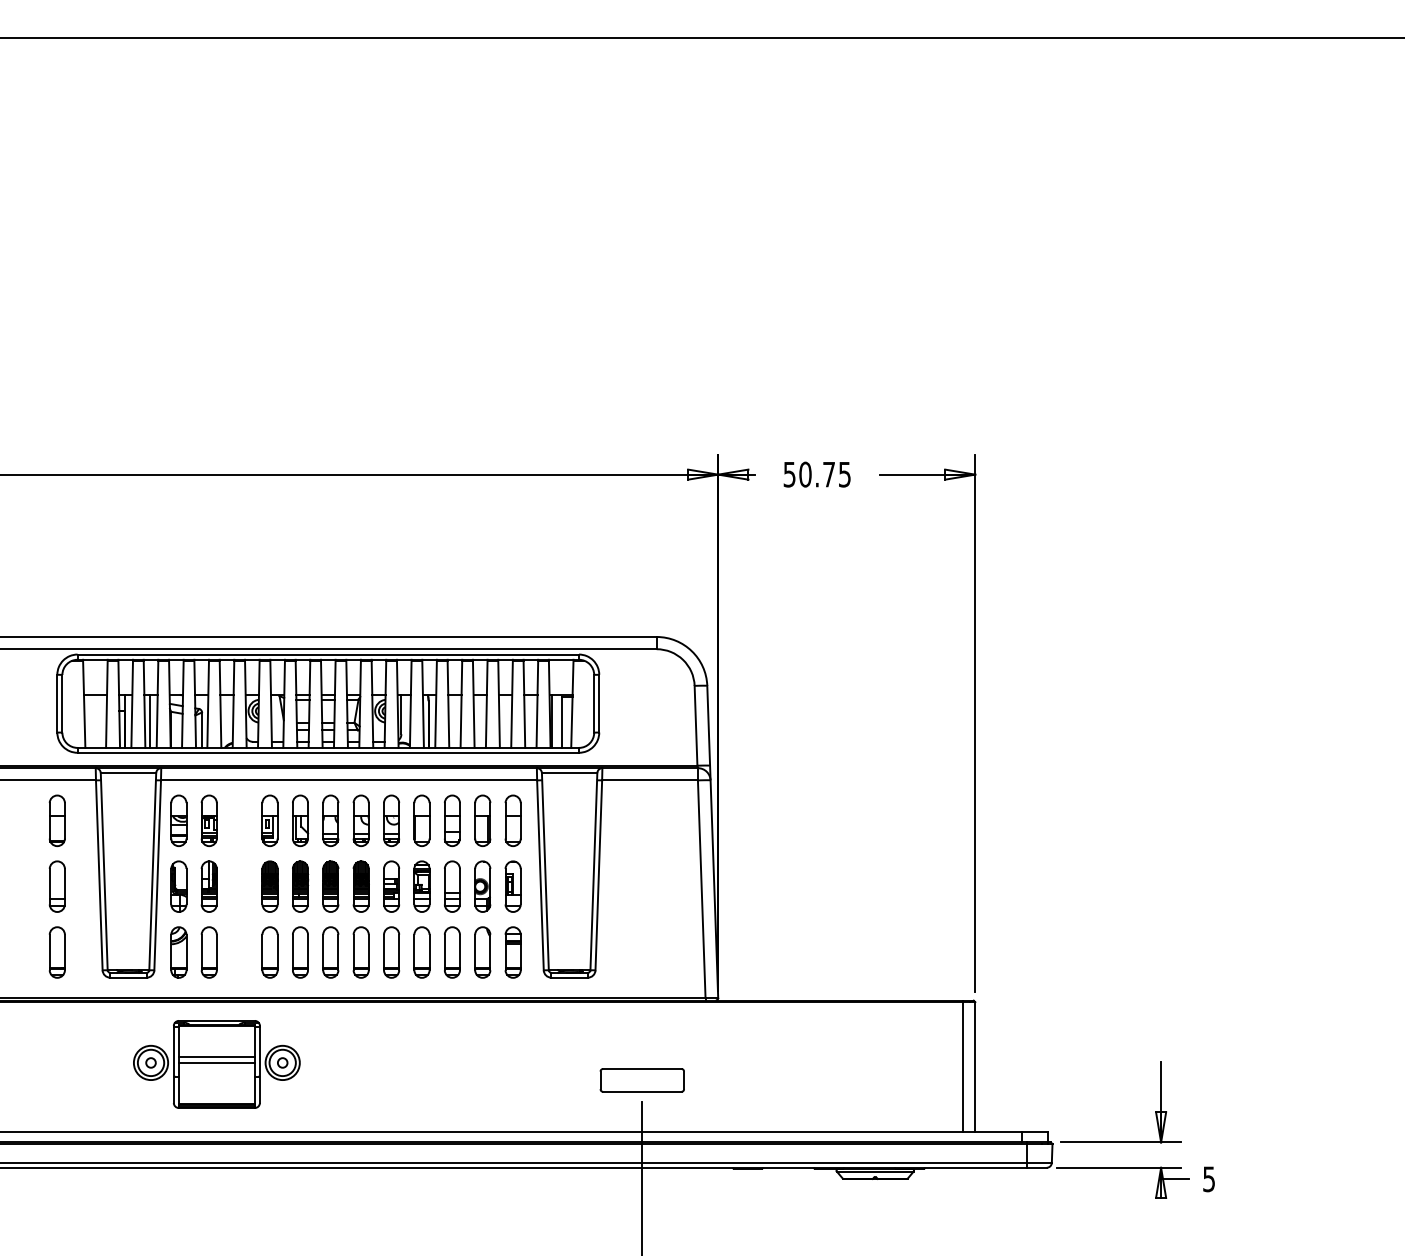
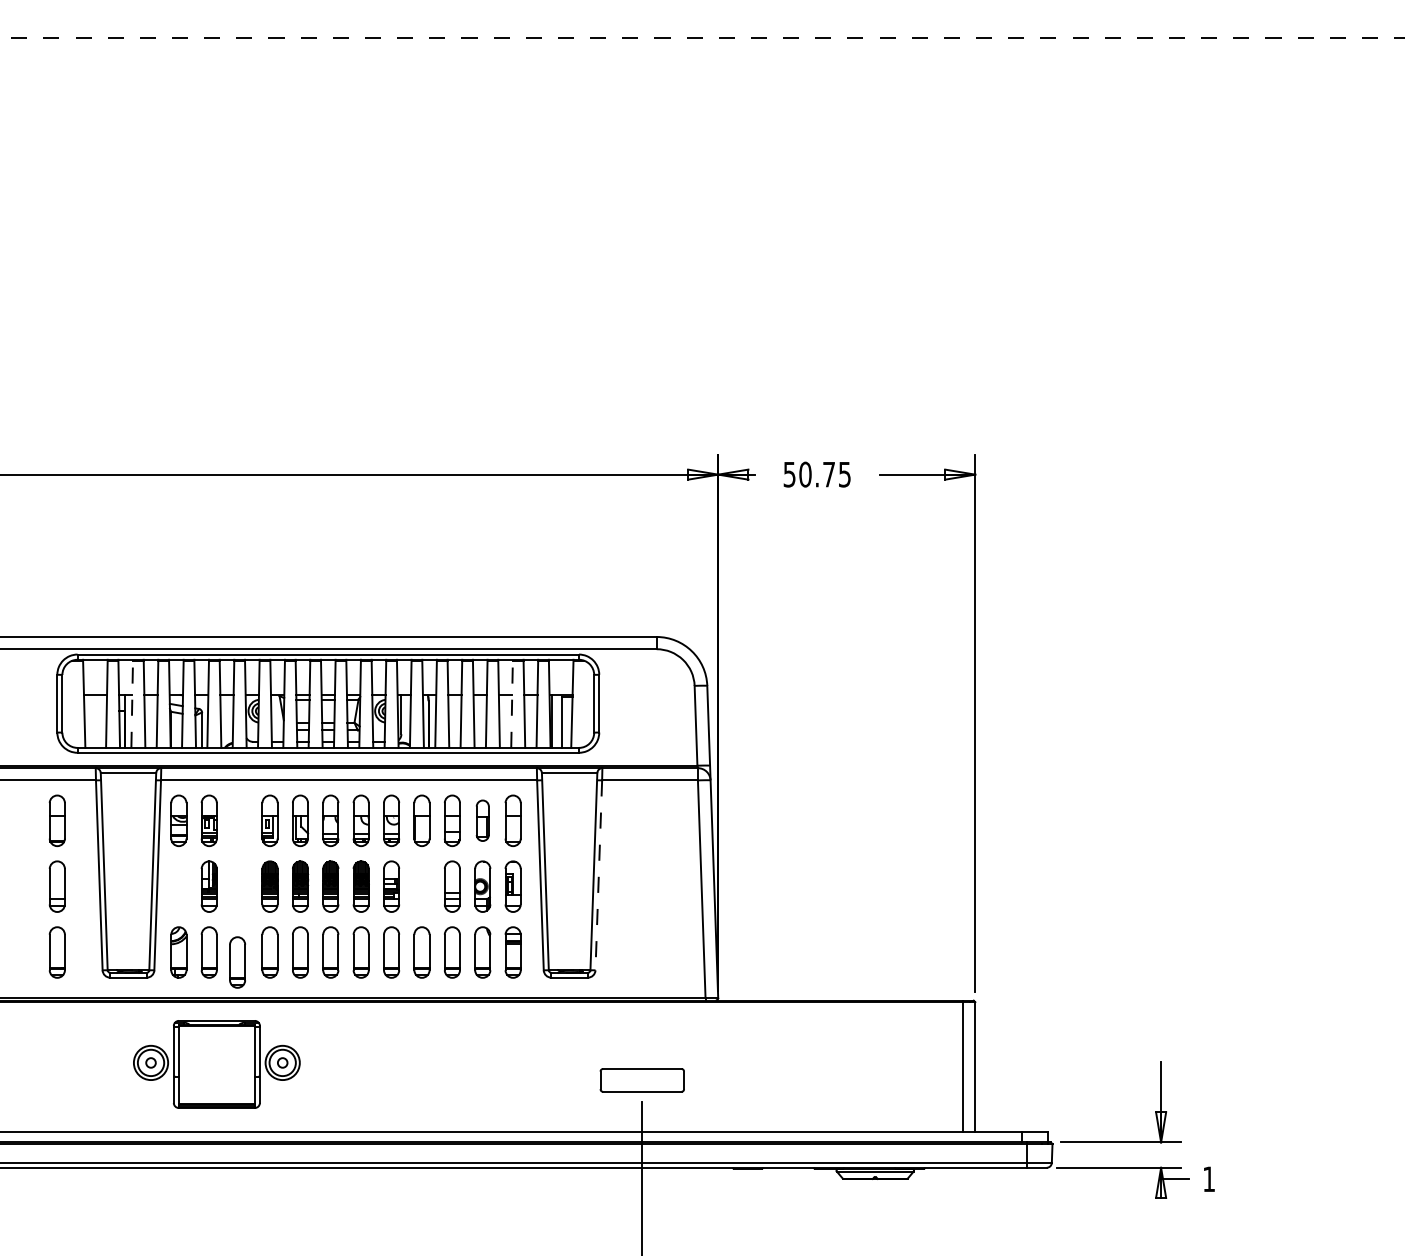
line: solid -> dashed (703, 37)
line: solid -> dashed (132, 703)
line: solid -> dashed (512, 703)
line: present -> none (149, 720)
part size: 18x53 px -> 15x43 px (482, 820)
line: solid -> dashed (598, 875)
part: present -> none (178, 886)
part: present -> none (421, 886)
part: none -> present (237, 962)
line: present -> none (216, 1057)
line: present -> none (216, 1063)
text: 5 -> 1 (1208, 1179)
